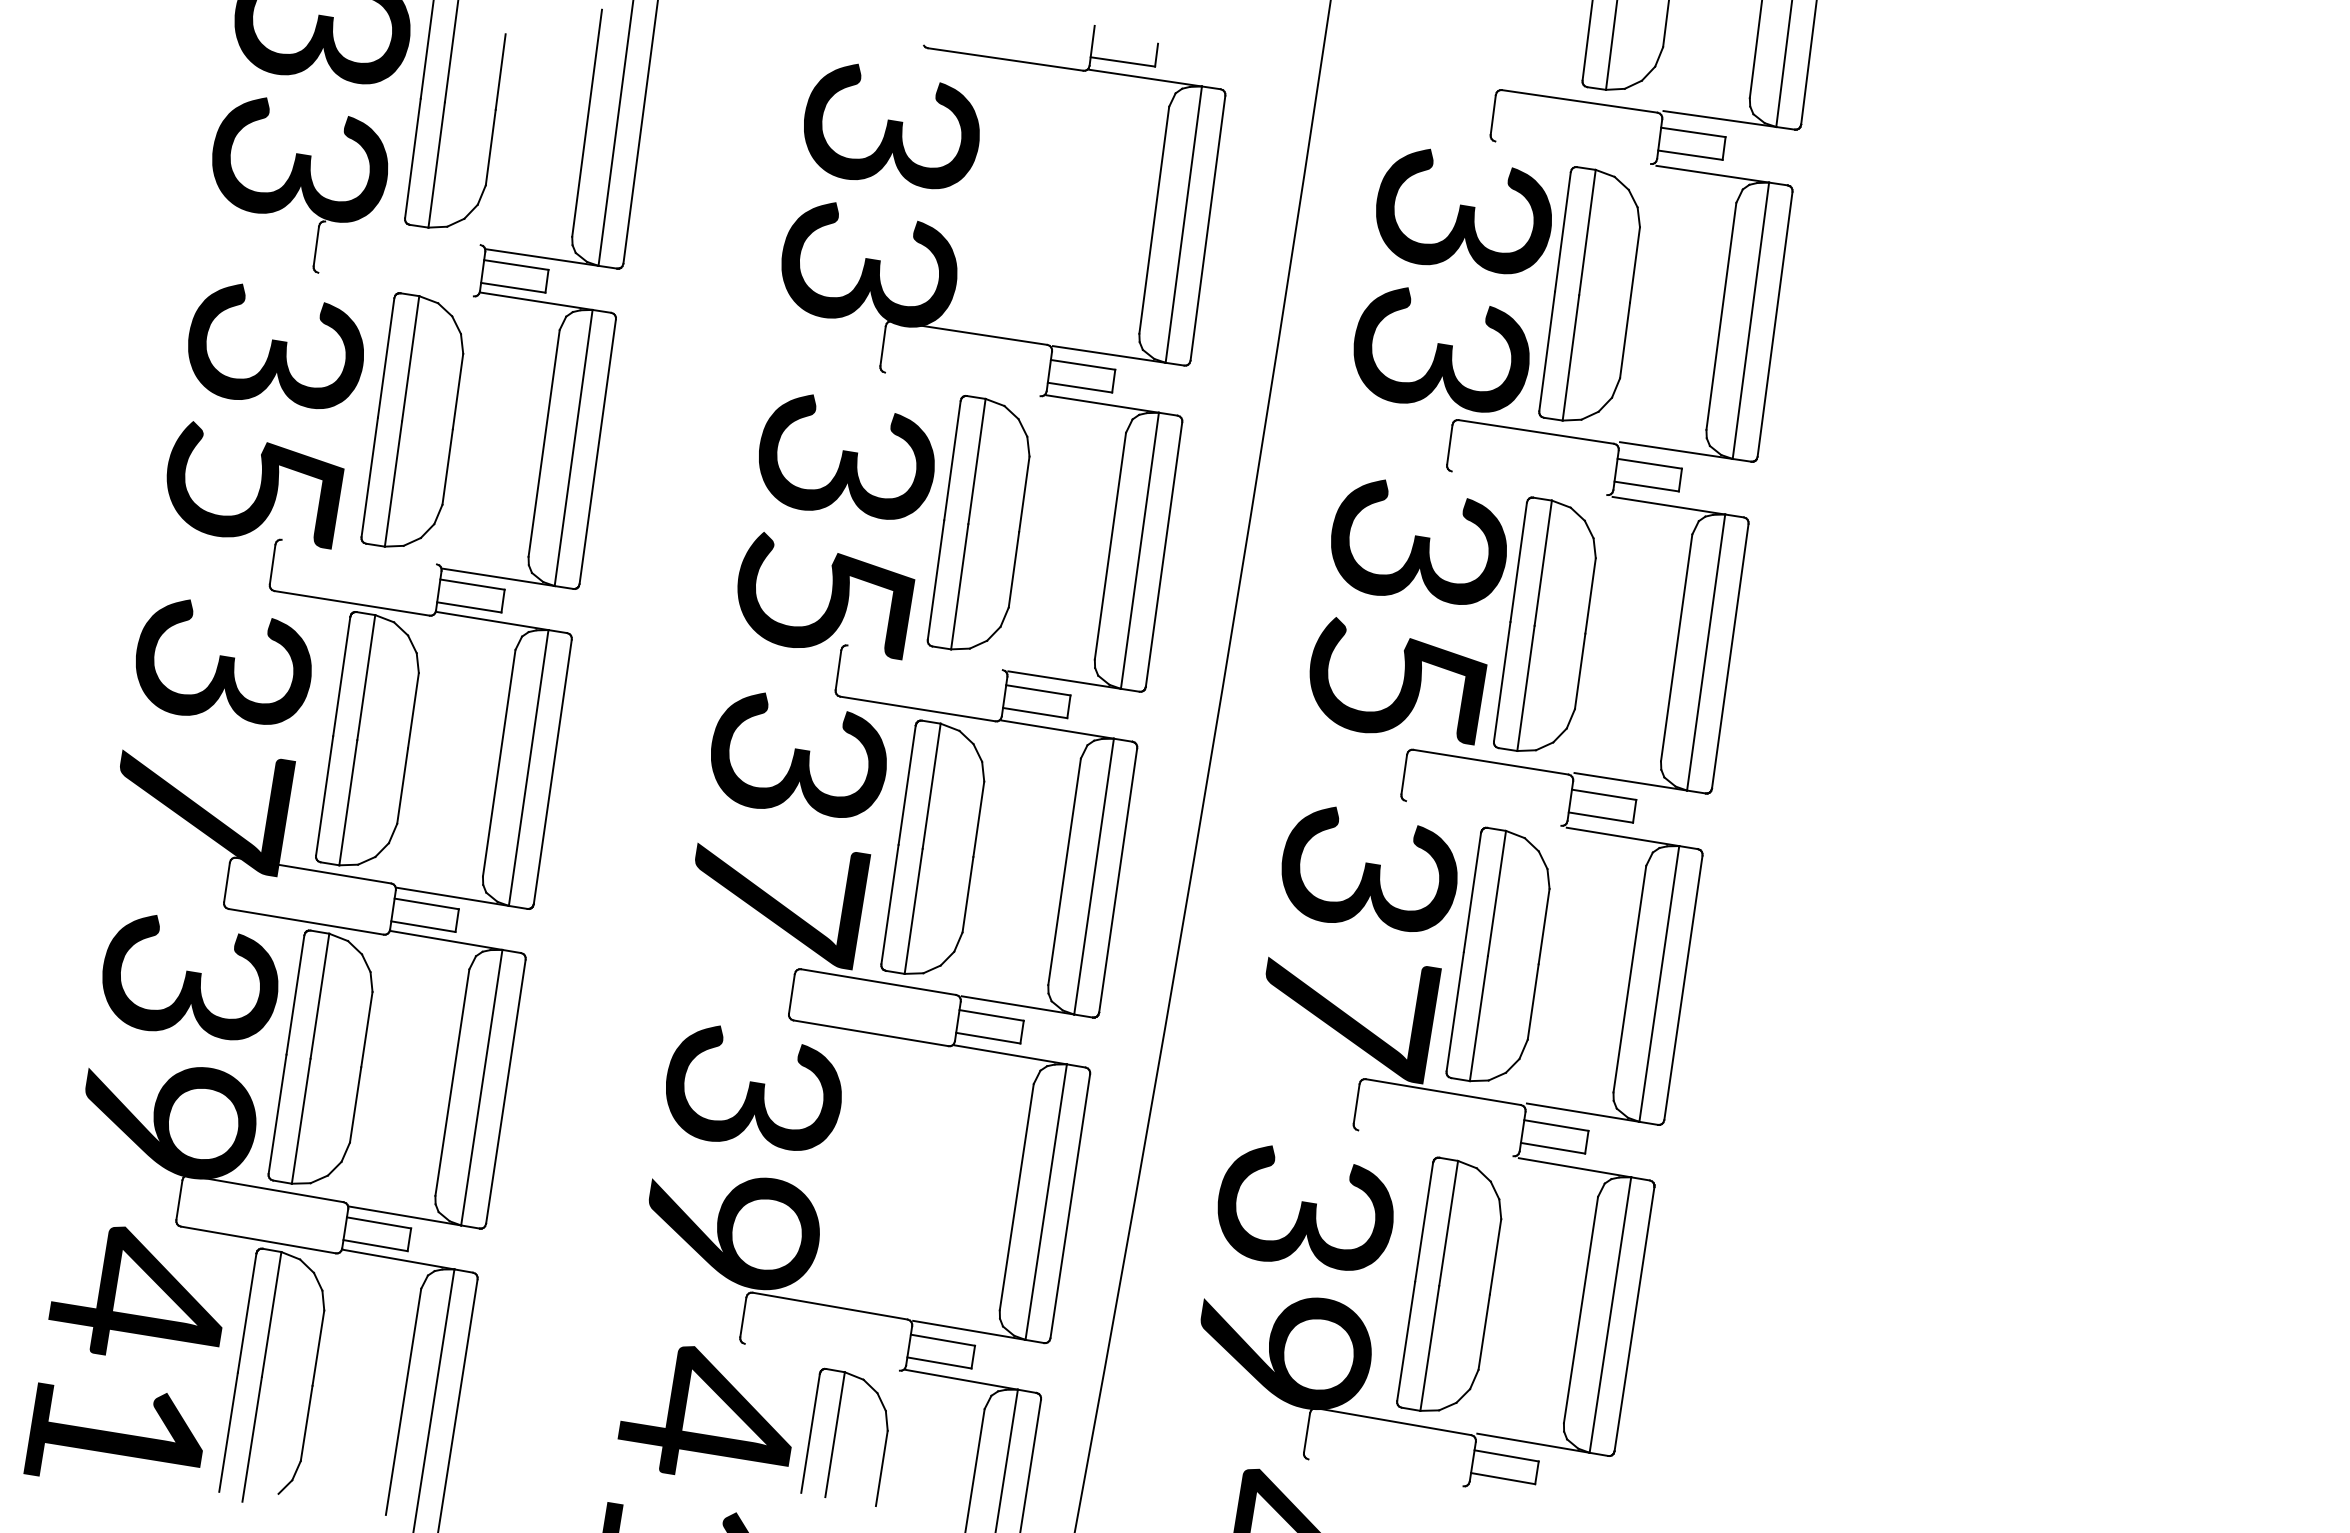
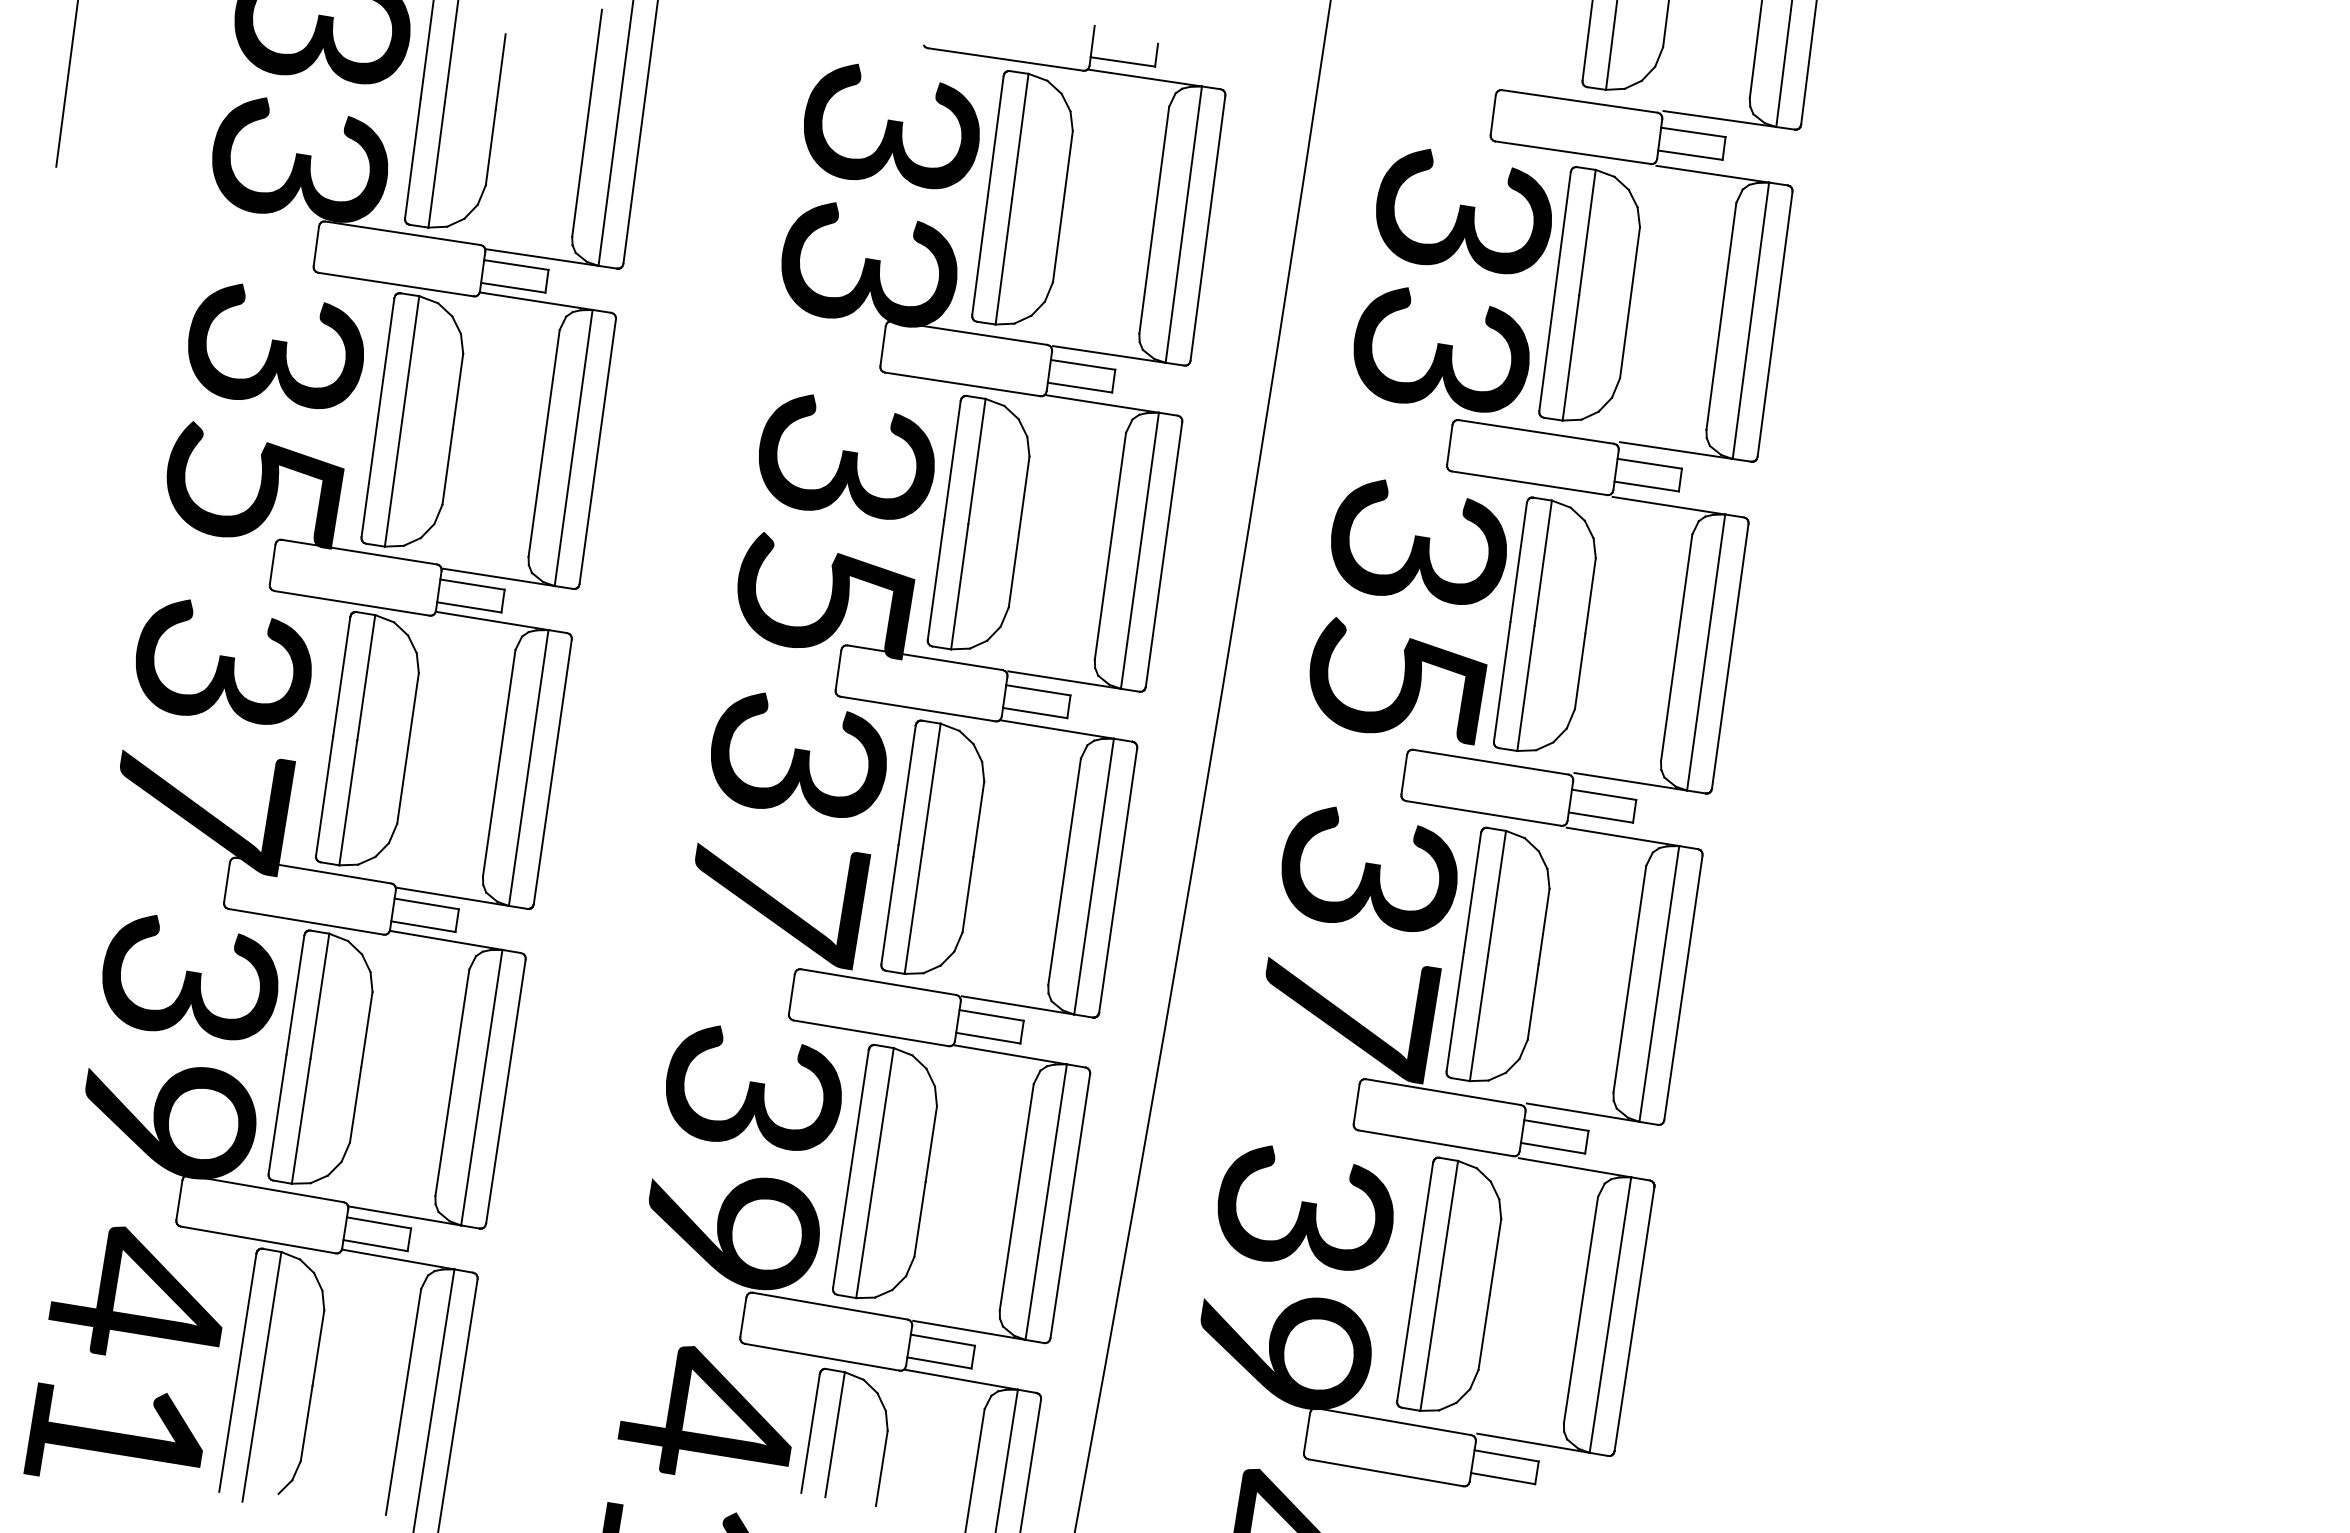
line: none -> present (66, 84)
line: none -> present (1573, 152)
part: none -> present (1022, 197)
line: none -> present (402, 233)
line: none -> present (395, 284)
line: none -> present (962, 384)
line: none -> present (1529, 483)
line: none -> present (359, 551)
line: none -> present (924, 657)
line: none -> present (1483, 813)
line: none -> present (1435, 1143)
part: none -> present (884, 1171)
line: none -> present (821, 1356)
line: none -> present (1385, 1472)
